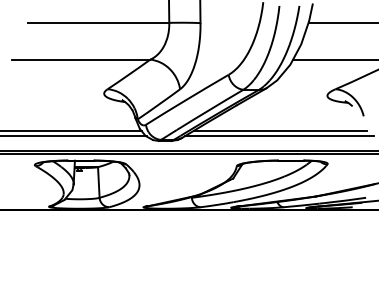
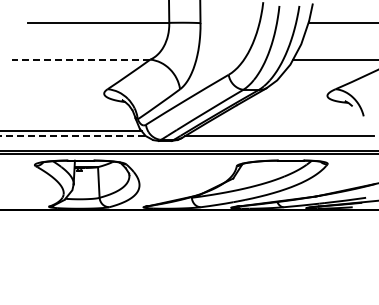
line: solid -> dashed (81, 59)
line: present -> none (279, 130)
line: solid -> dashed (73, 136)
